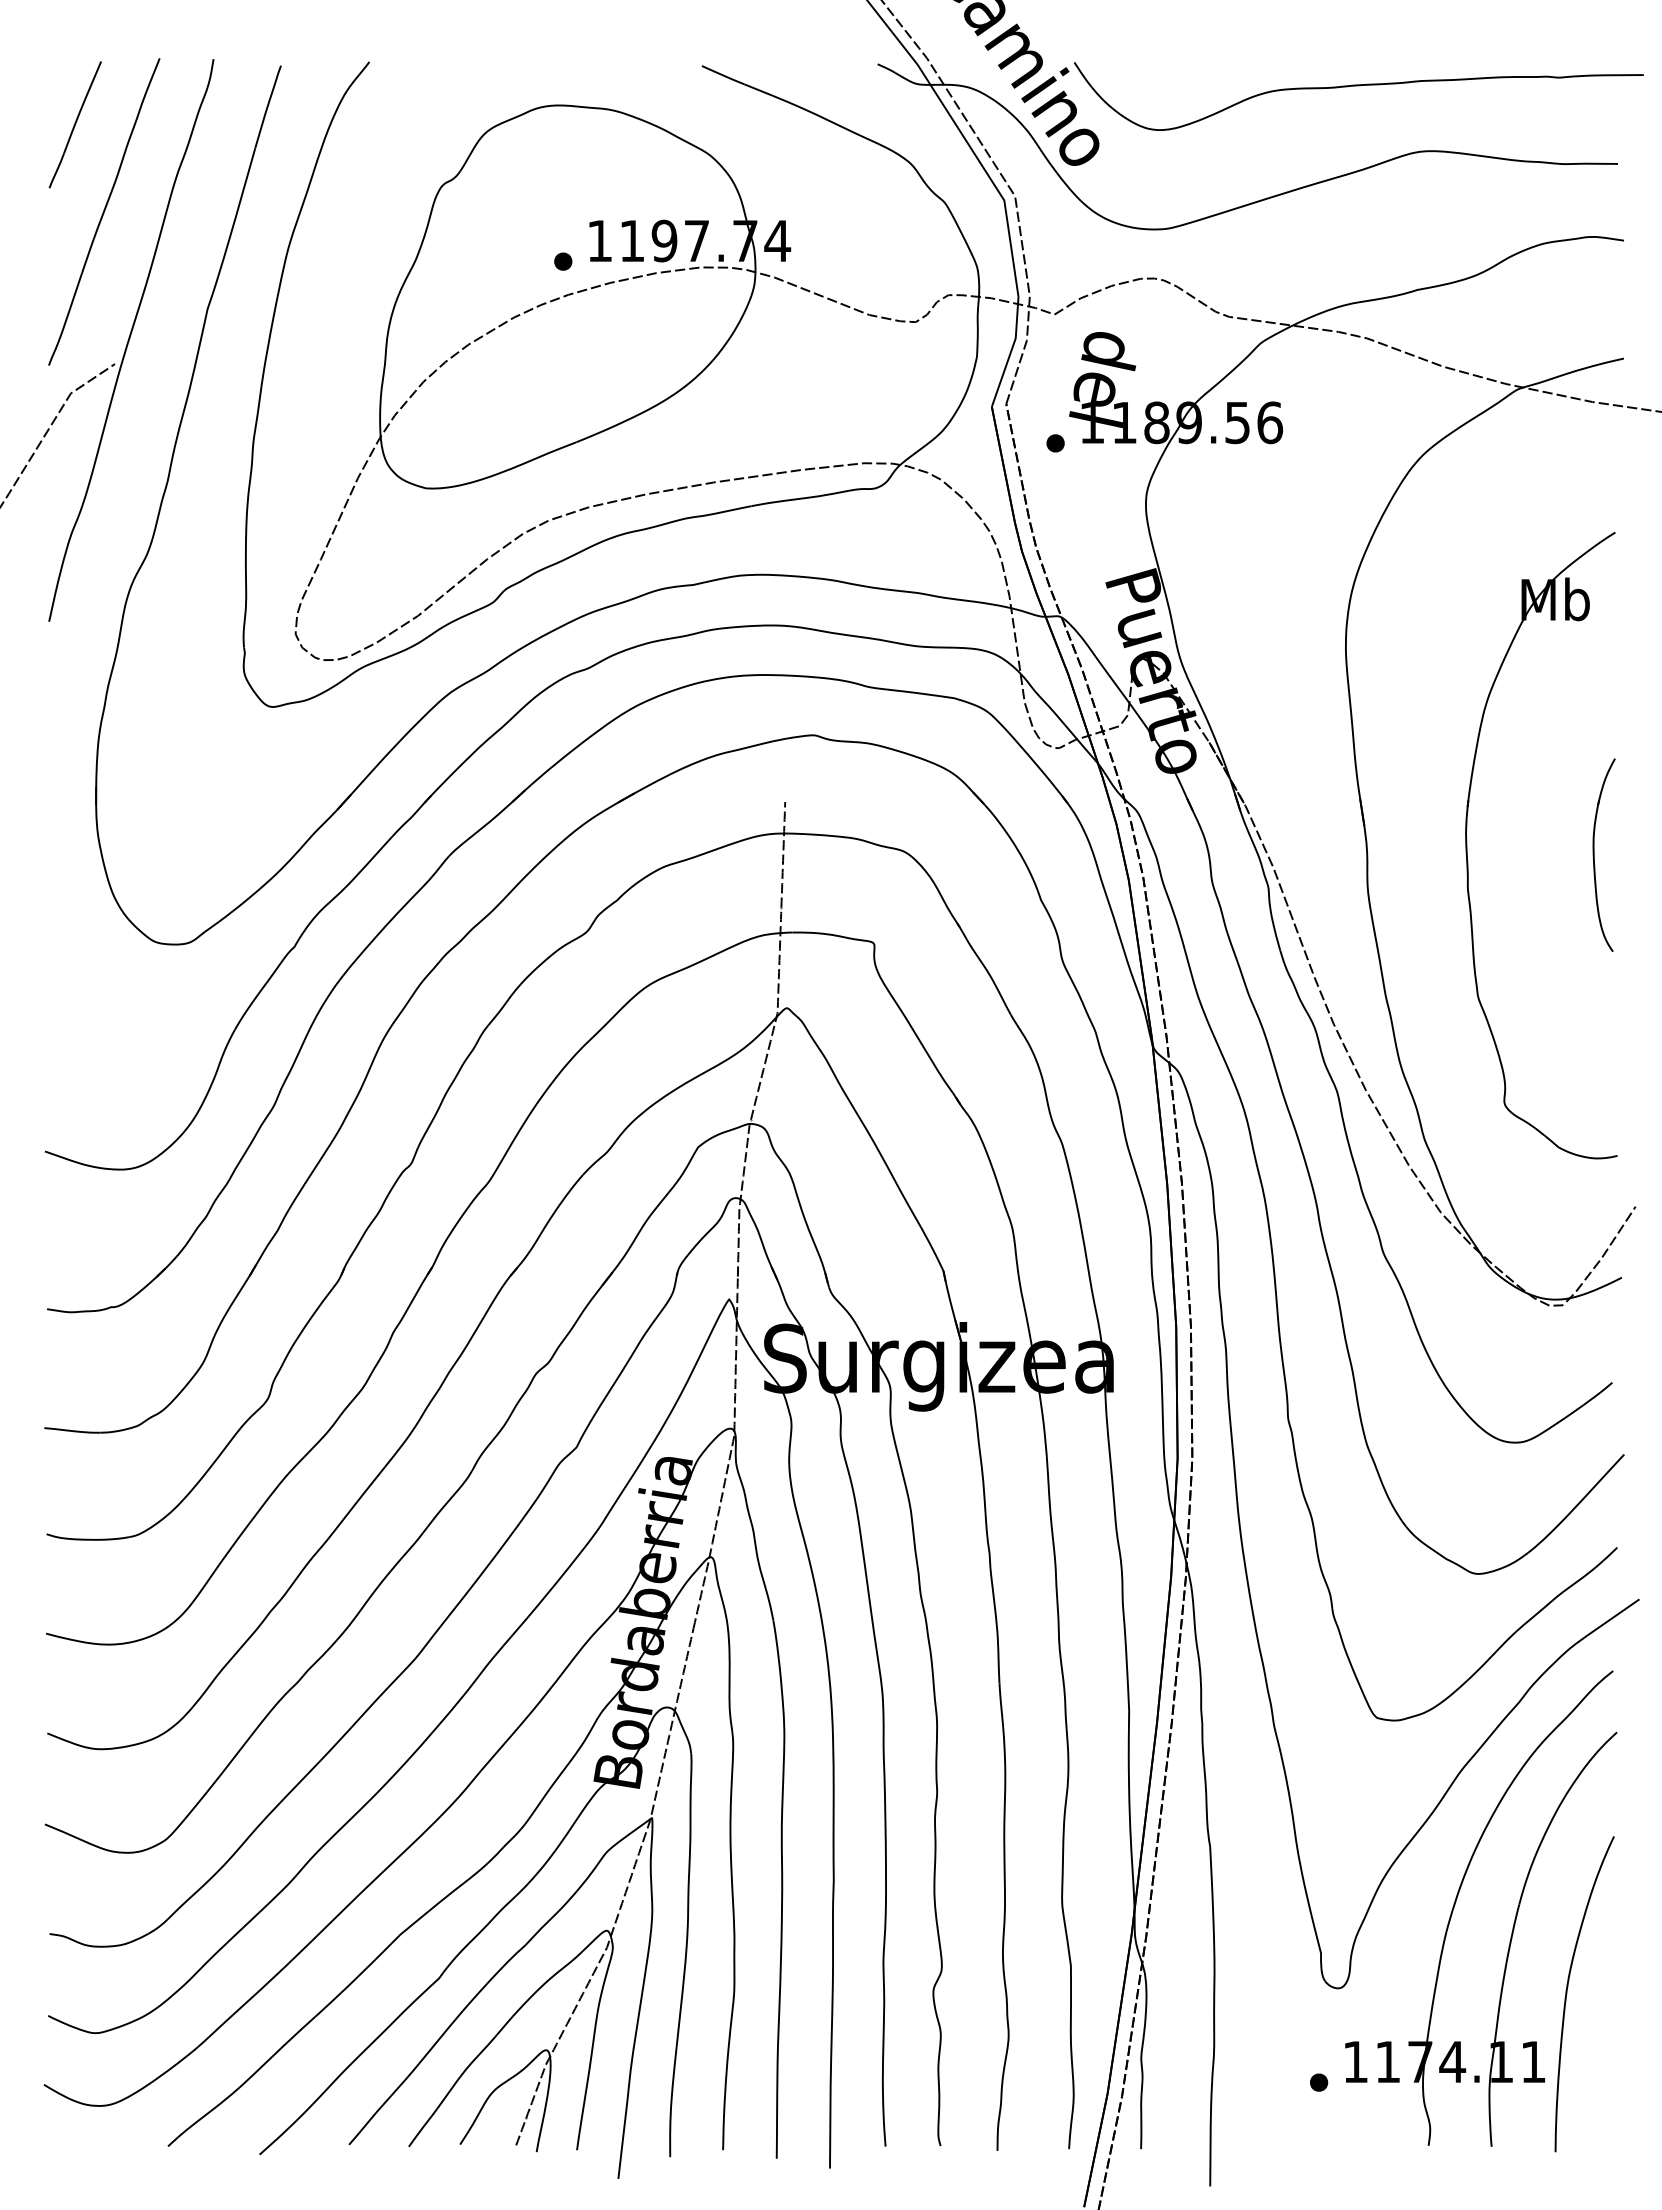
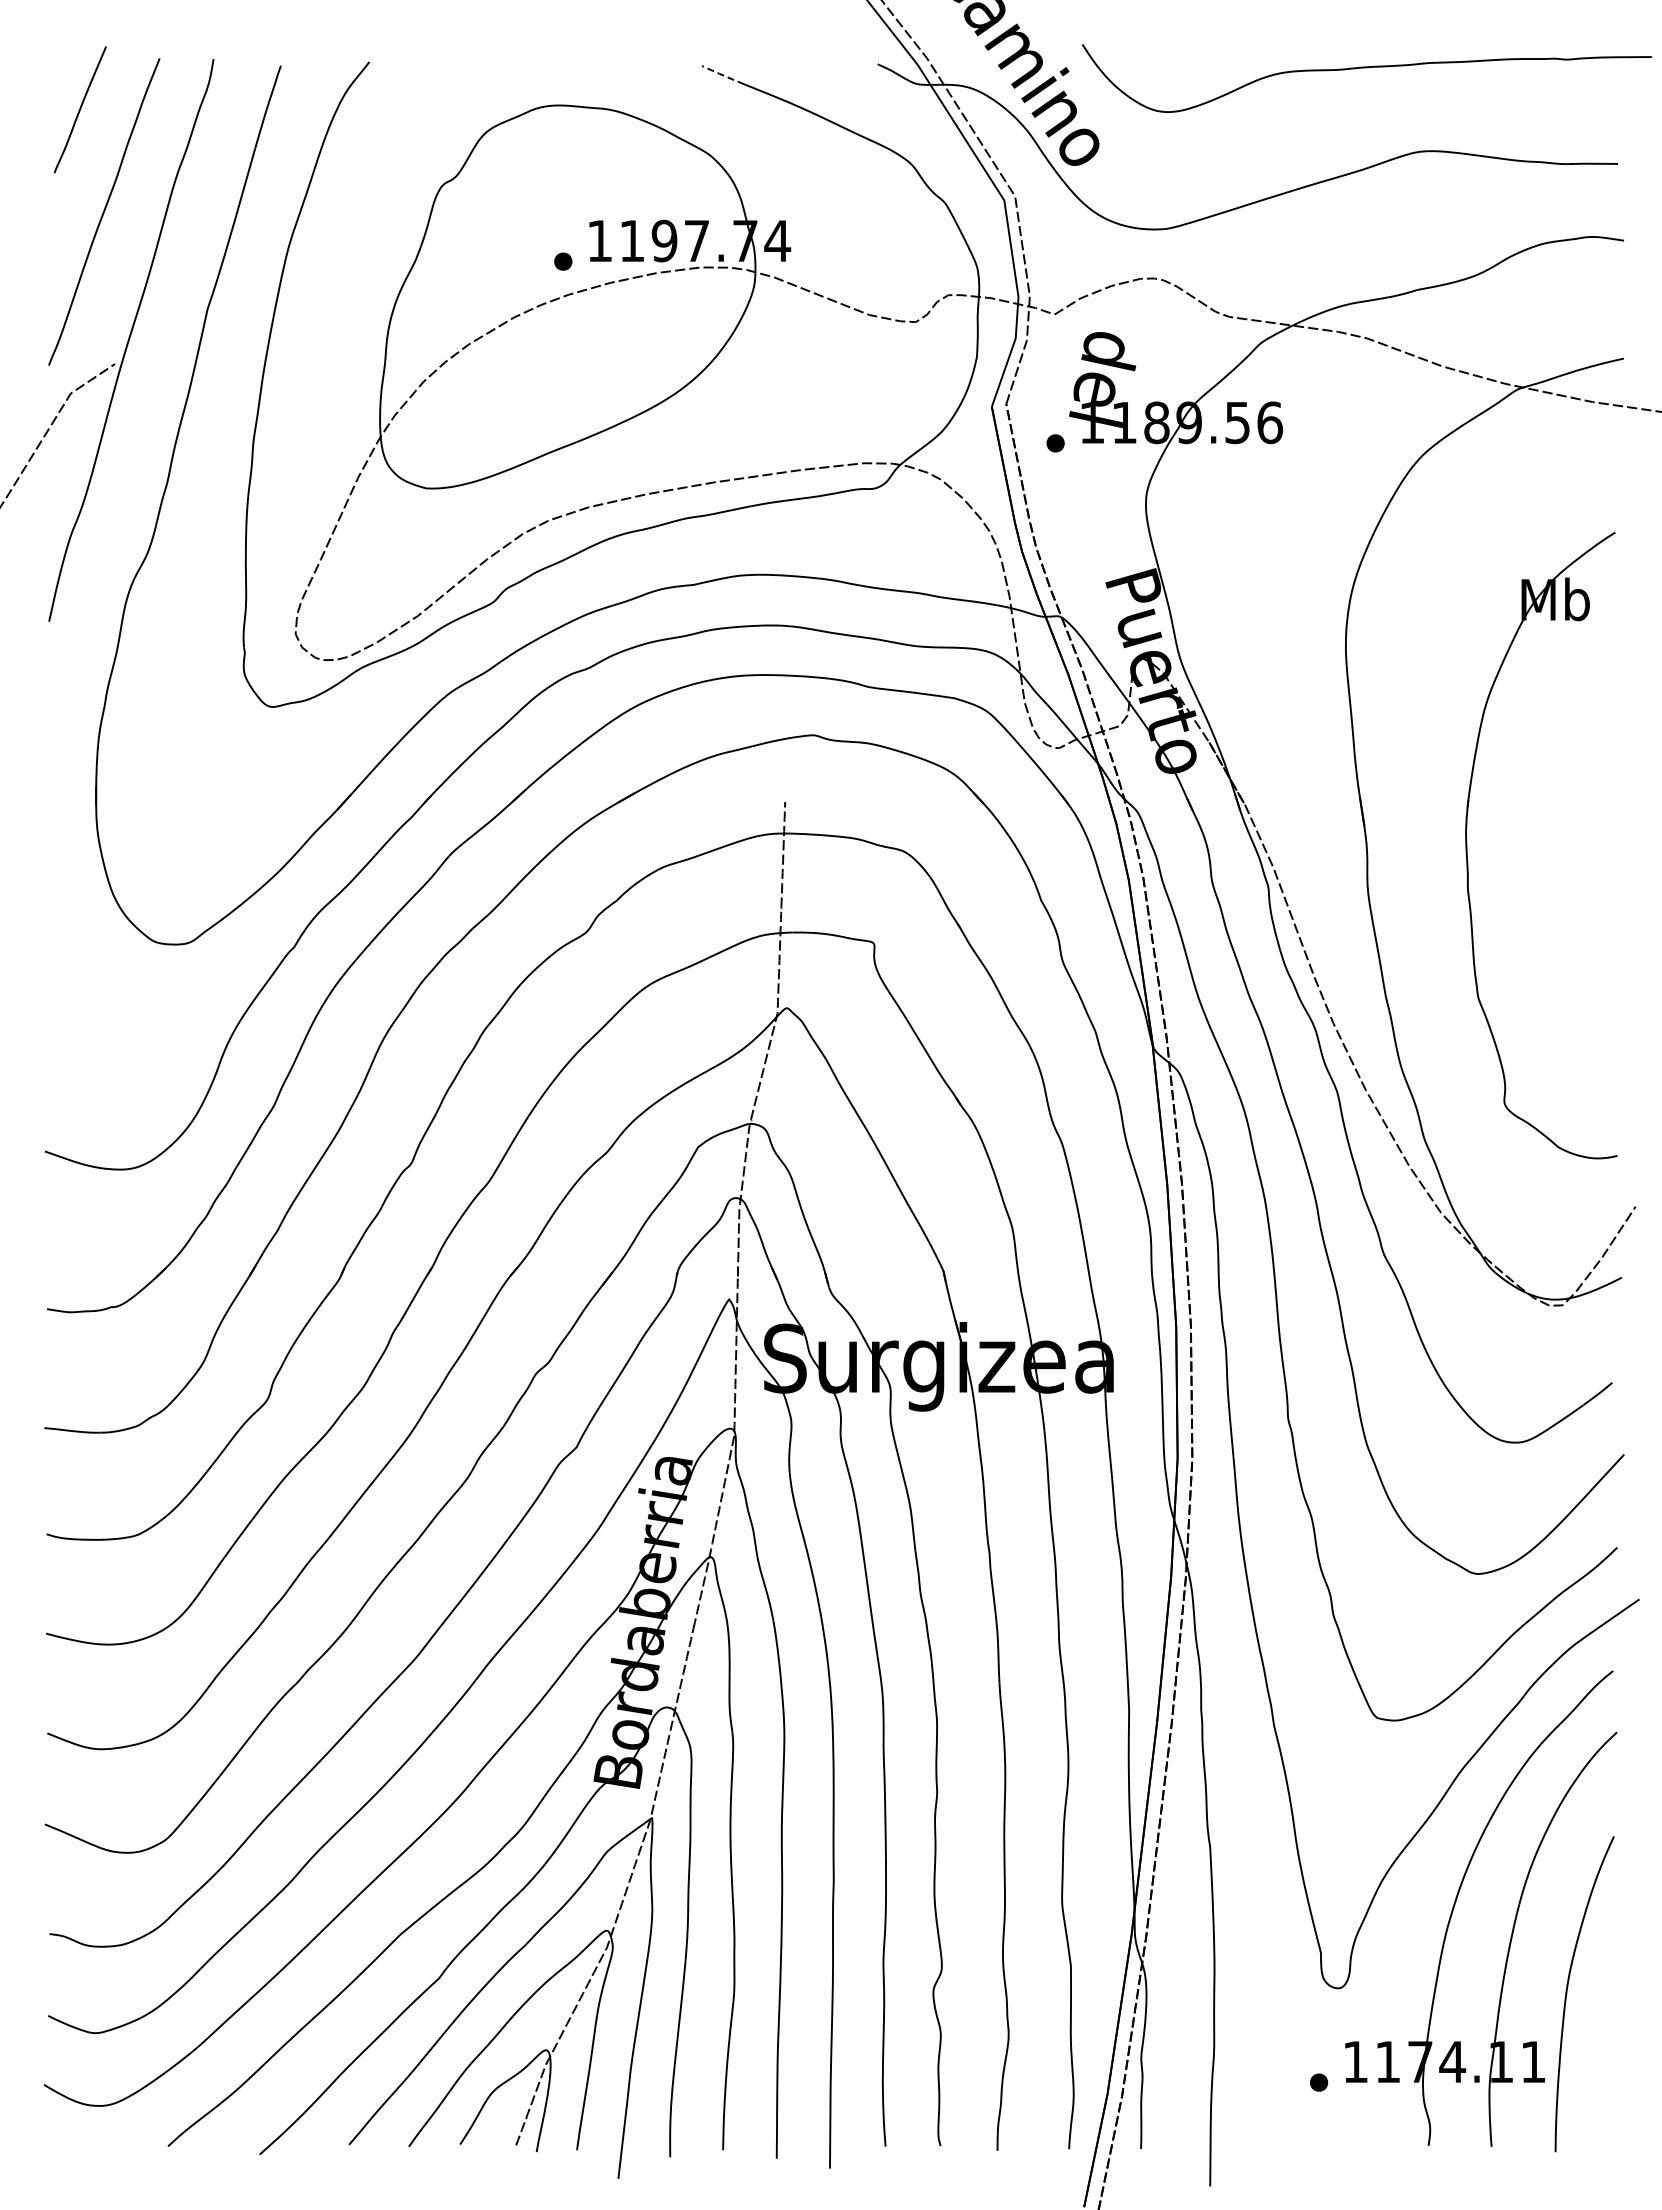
line: solid -> dashed (722, 75)
part position: (1358, 86) -> (1366, 68) (1366, 68)
line position: (74, 124) -> (79, 109) (79, 109)
part: present -> none (1594, 854)
